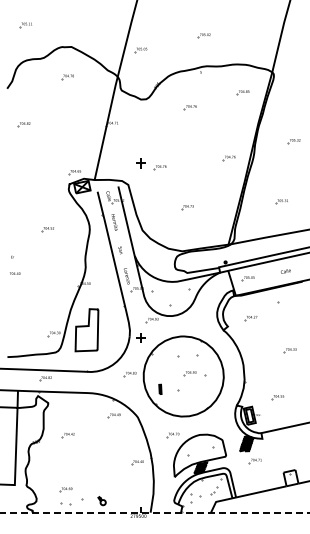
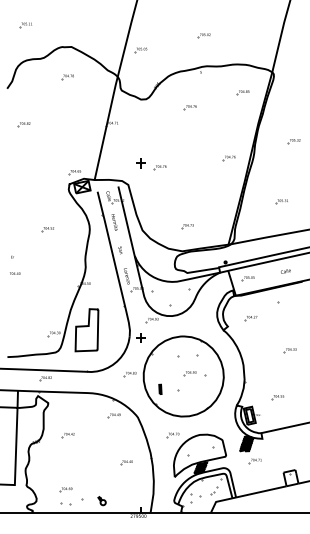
part position: (187, 207) -> (187, 226) (187, 226)
part position: (137, 462) -> (126, 462) (126, 462)
line: dashed -> solid (154, 512)
